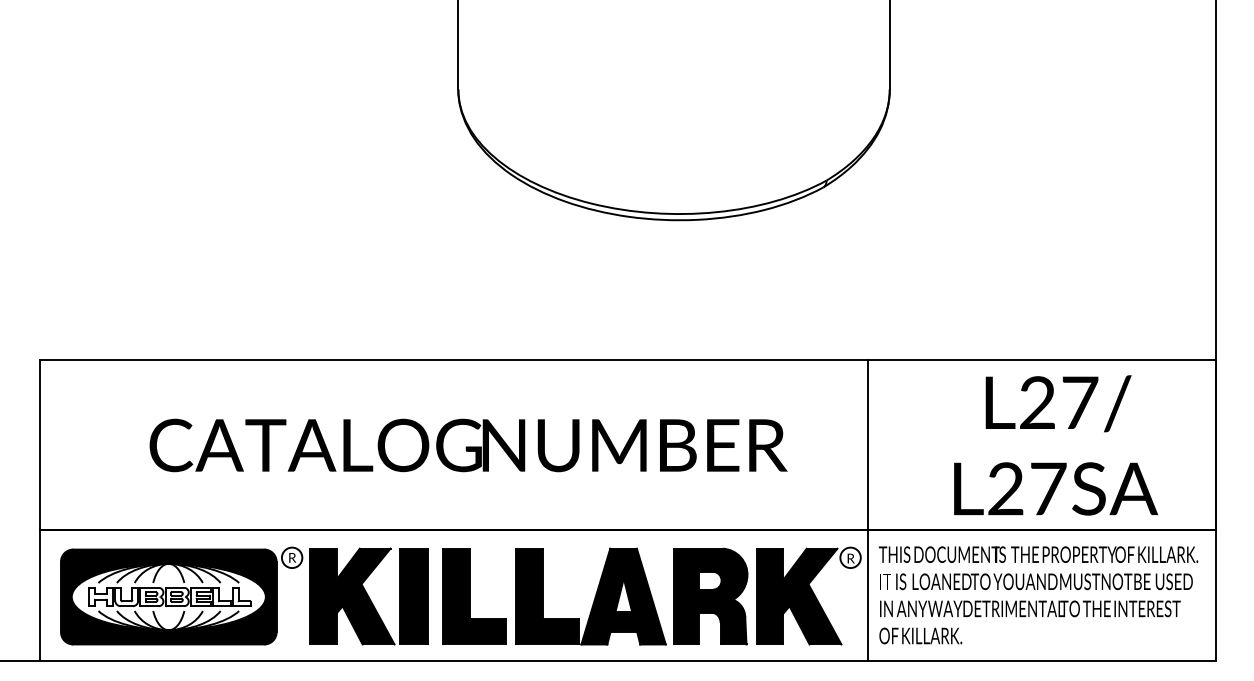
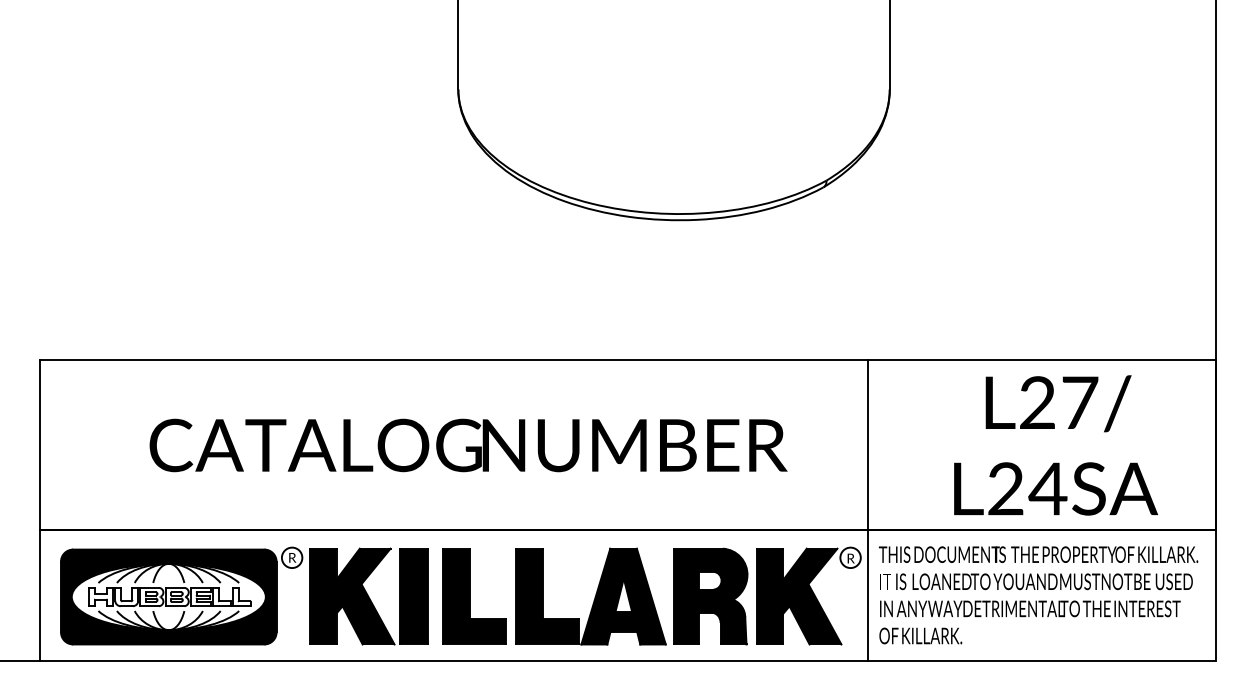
text: L27SA -> L24SA (1047, 488)
